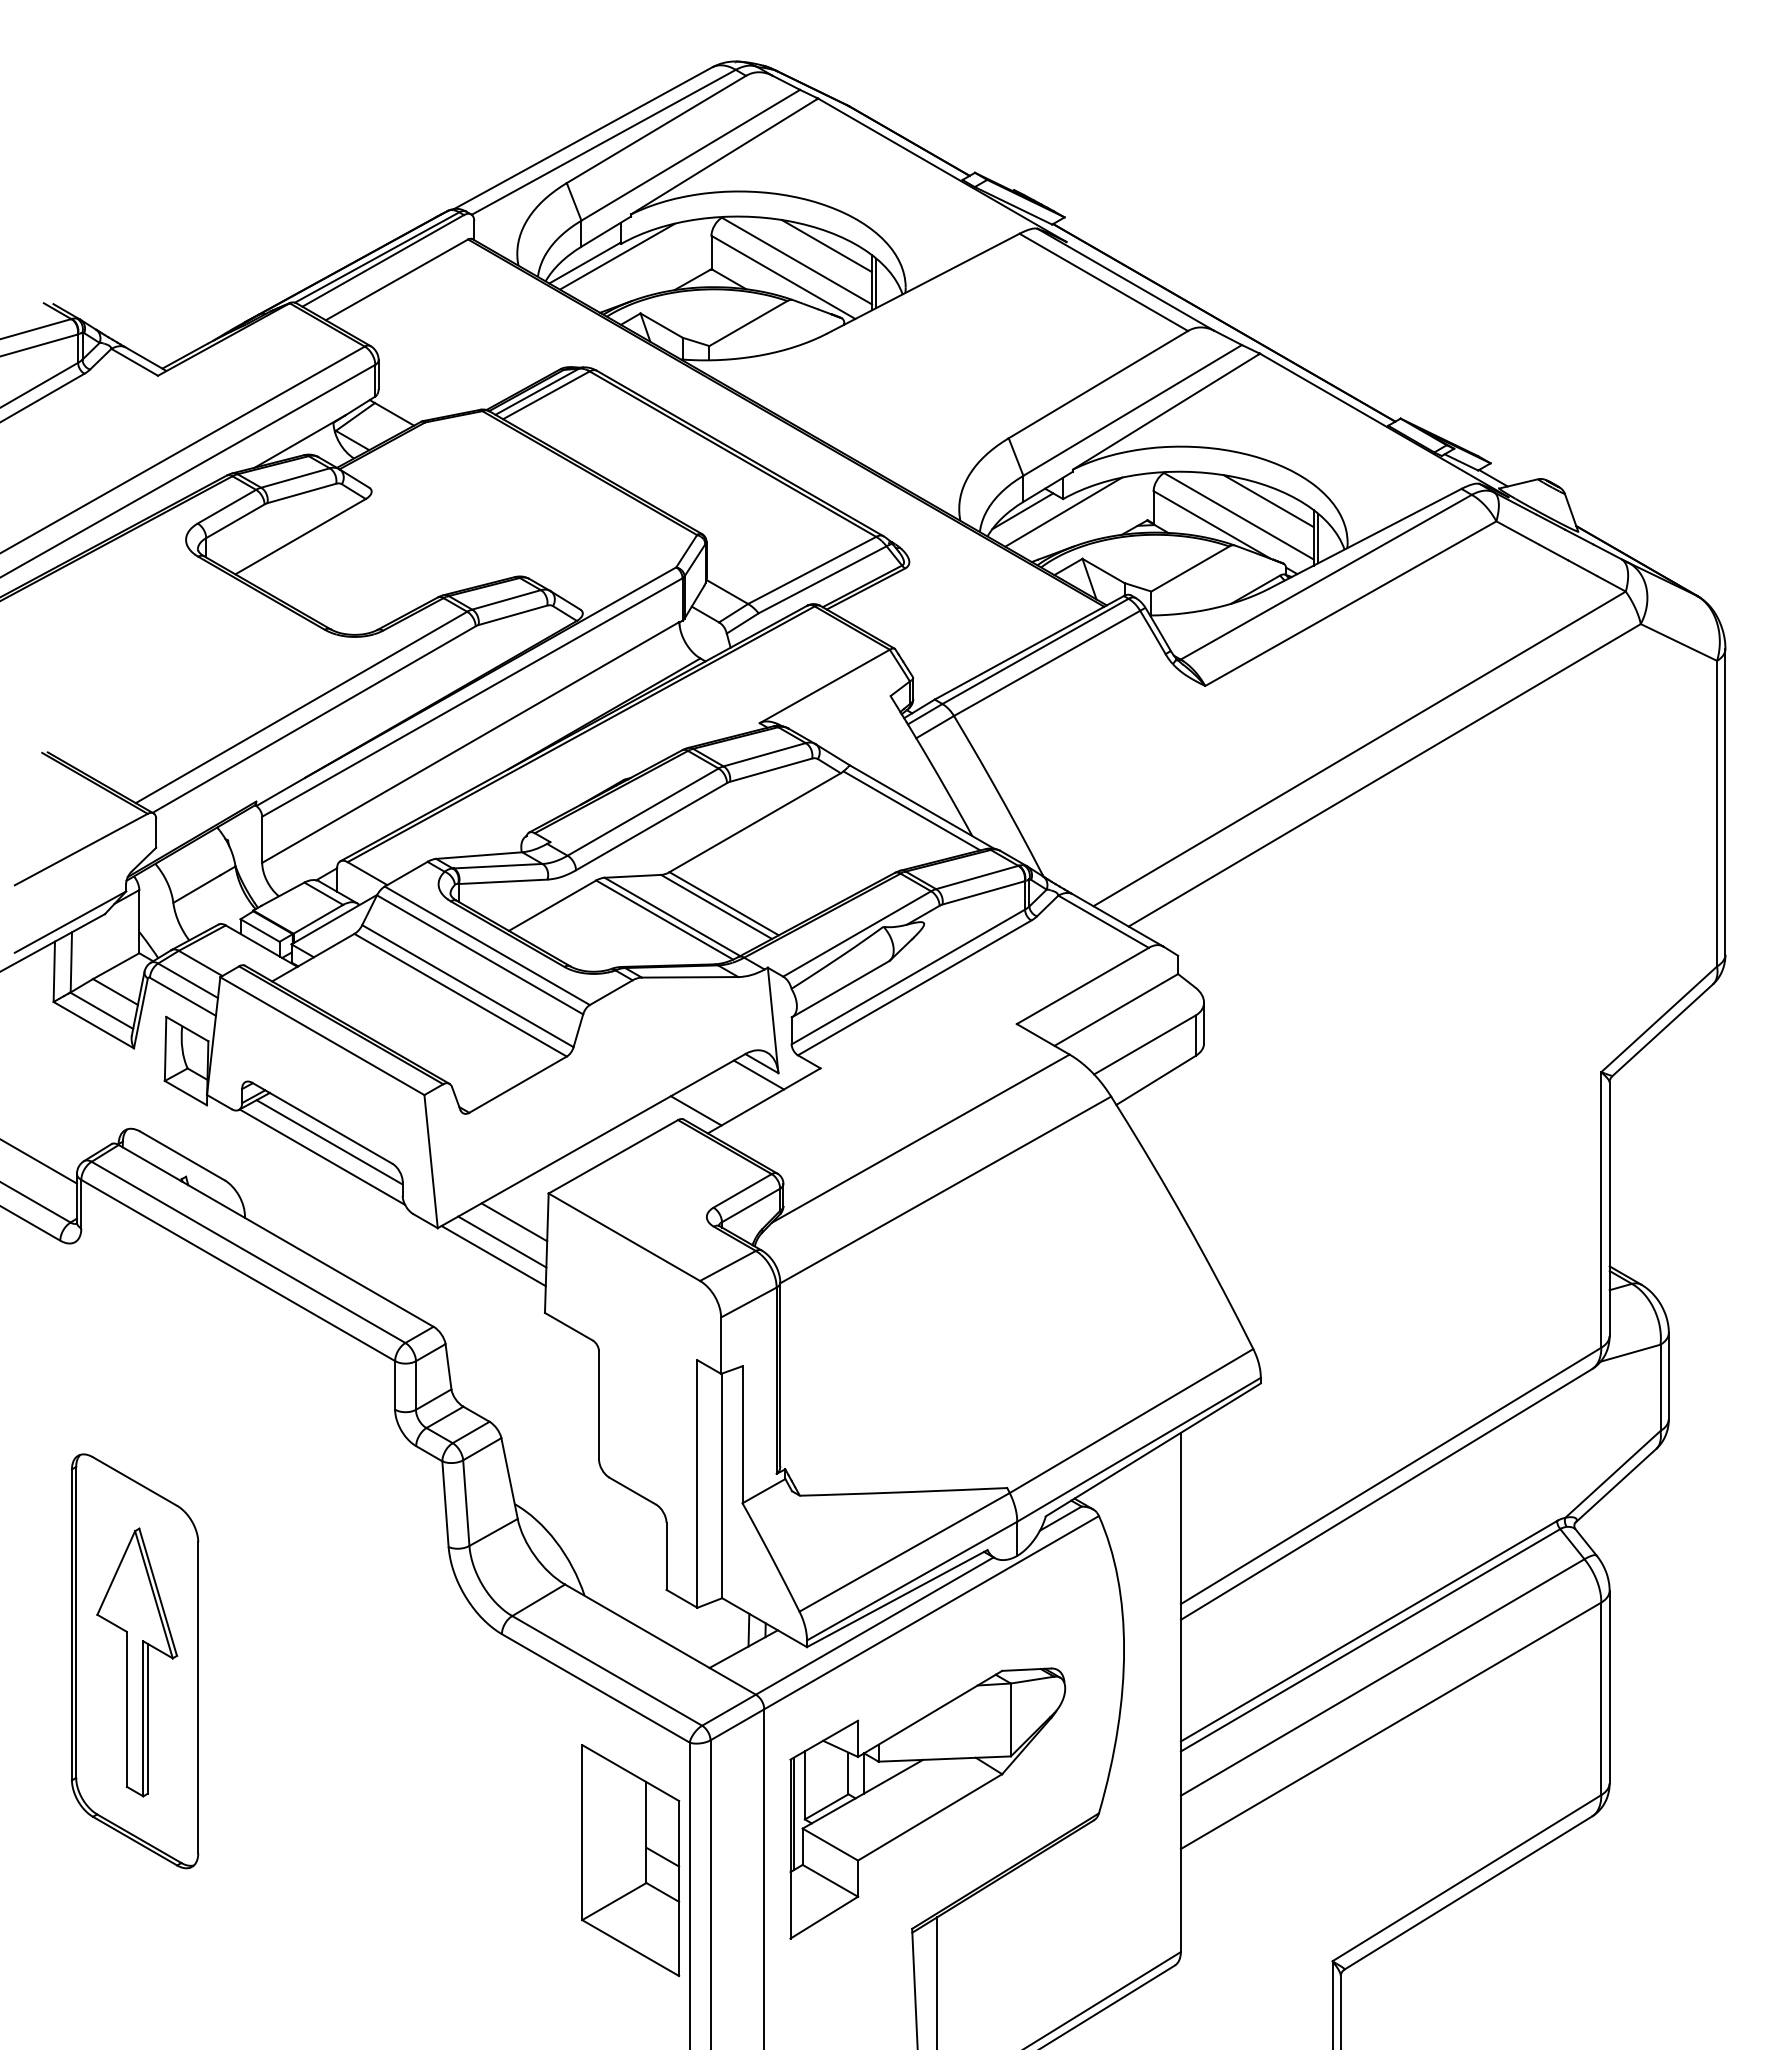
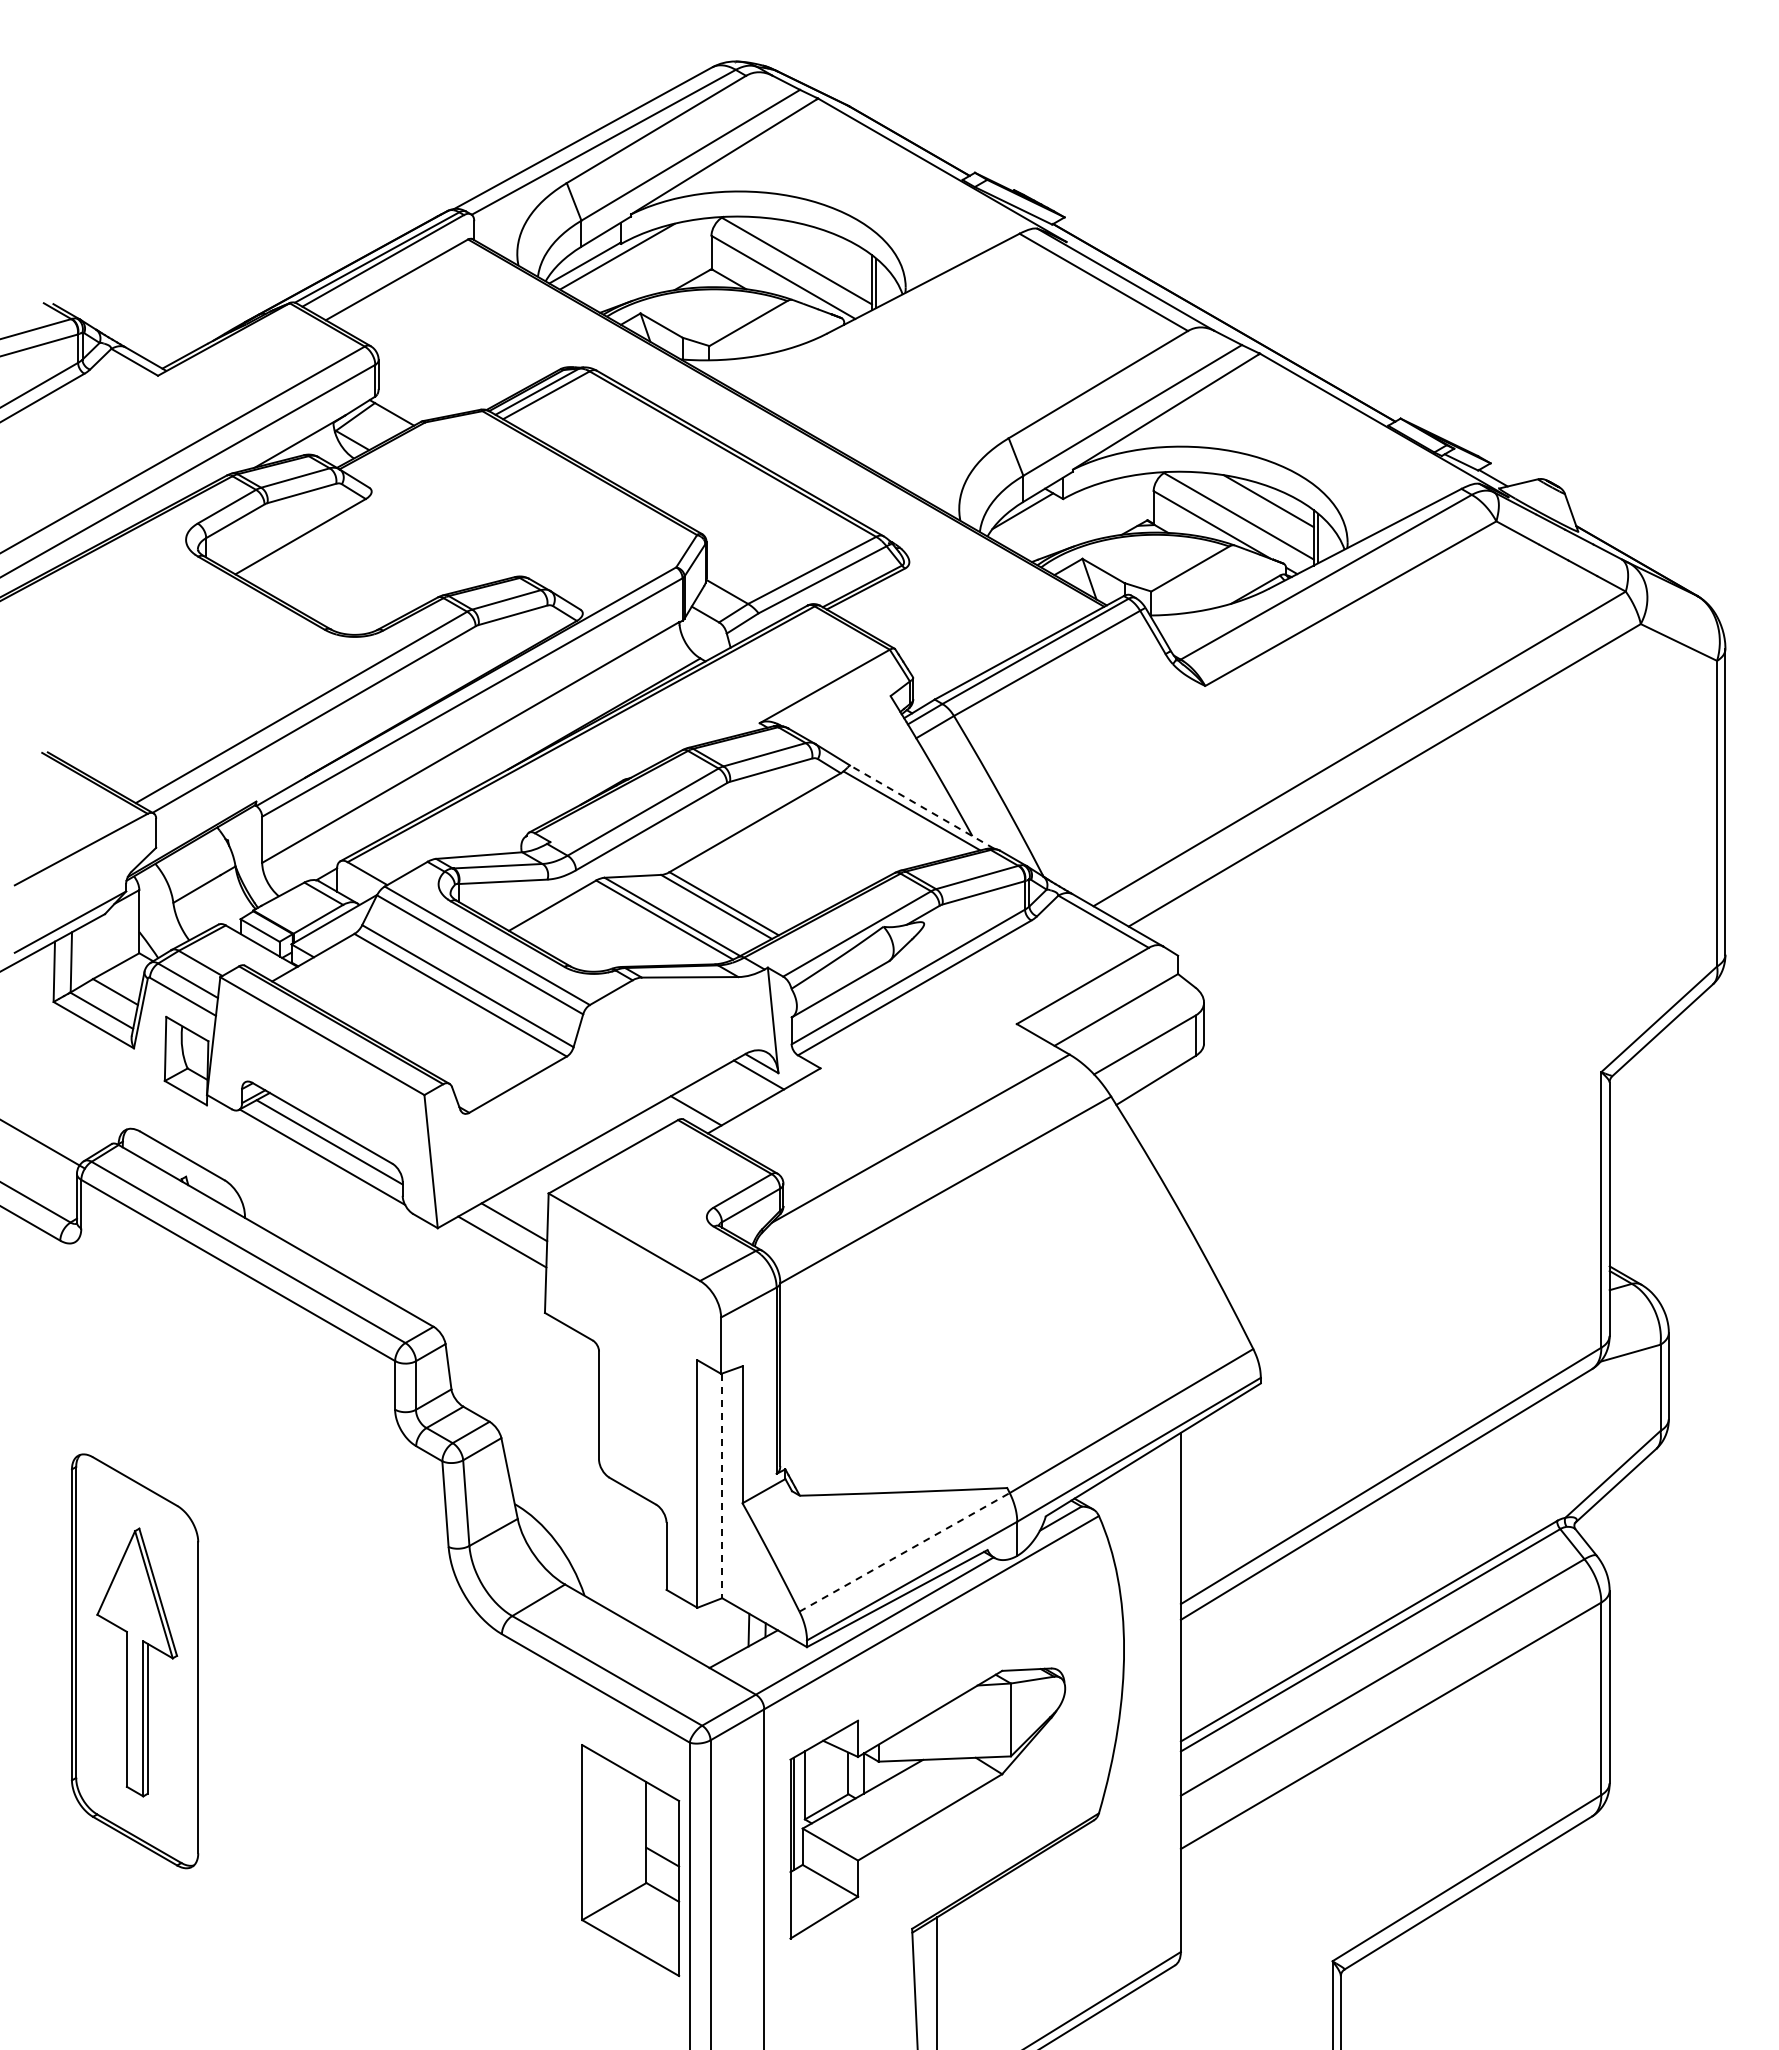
line: present -> none (826, 246)
line: present -> none (1063, 511)
line: solid -> dashed (921, 806)
line position: (39, 1161) -> (43, 1144) (43, 1144)
line: present -> none (493, 1256)
line: solid -> dashed (722, 1486)
line: solid -> dashed (904, 1552)
